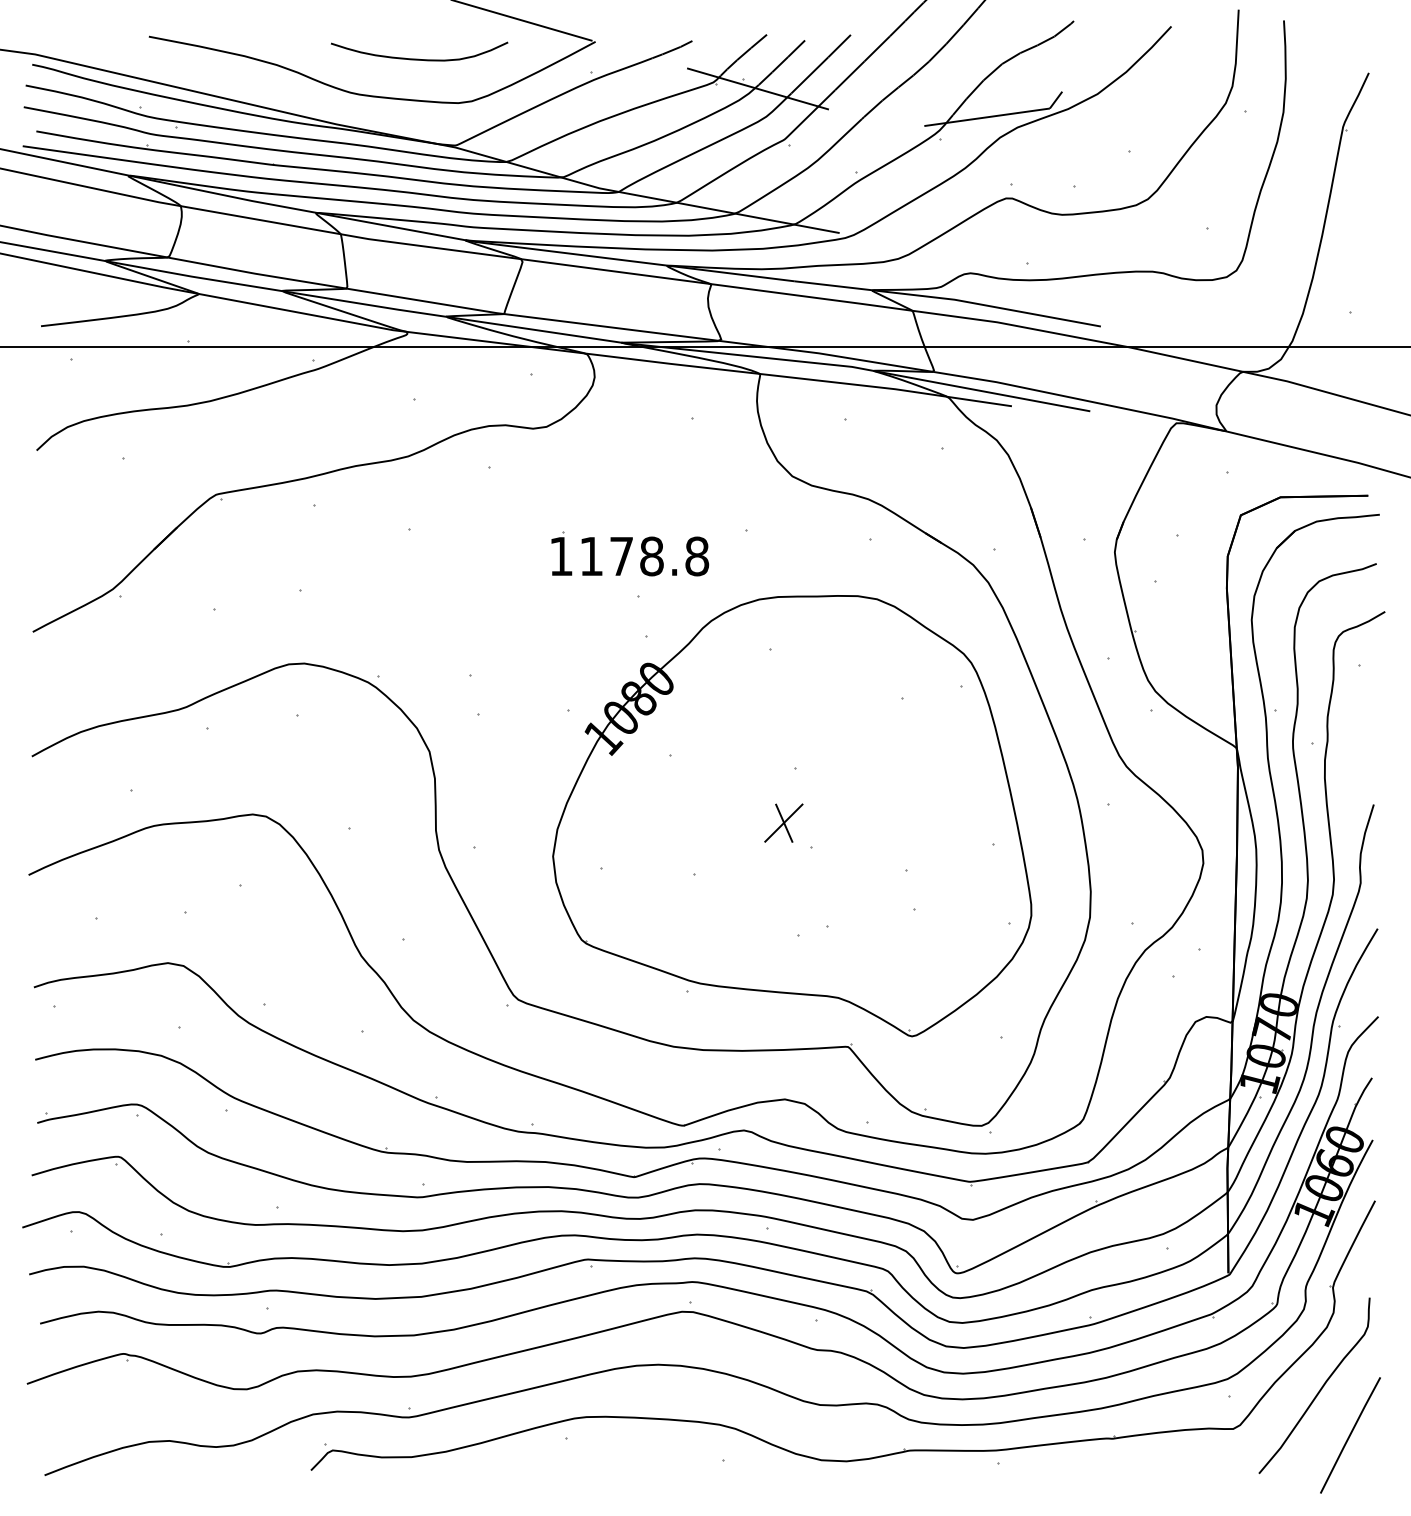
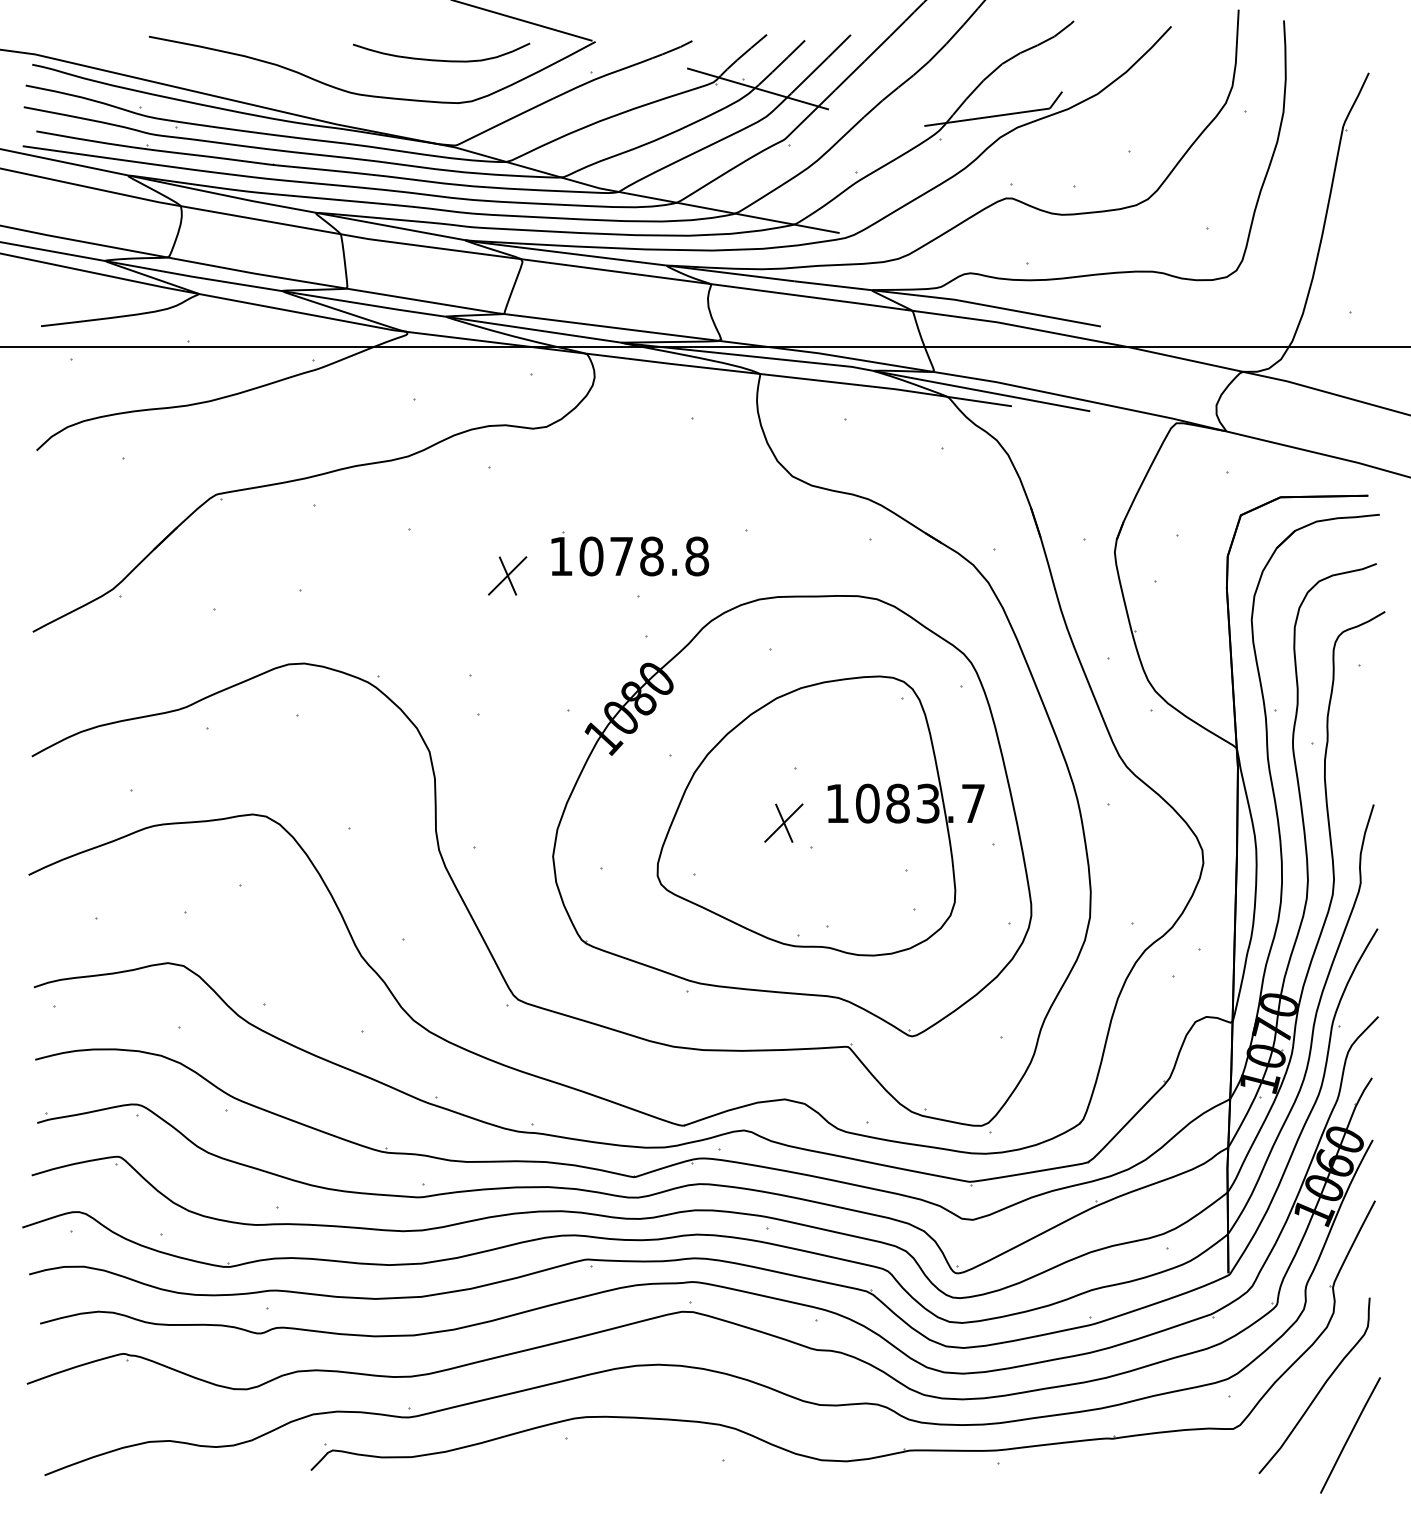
curve position: (419, 58) -> (441, 59) (441, 59)
text: 1178.8 -> 1078.8 (591, 556)
part: none -> present (507, 575)
part: none -> present (820, 815)
